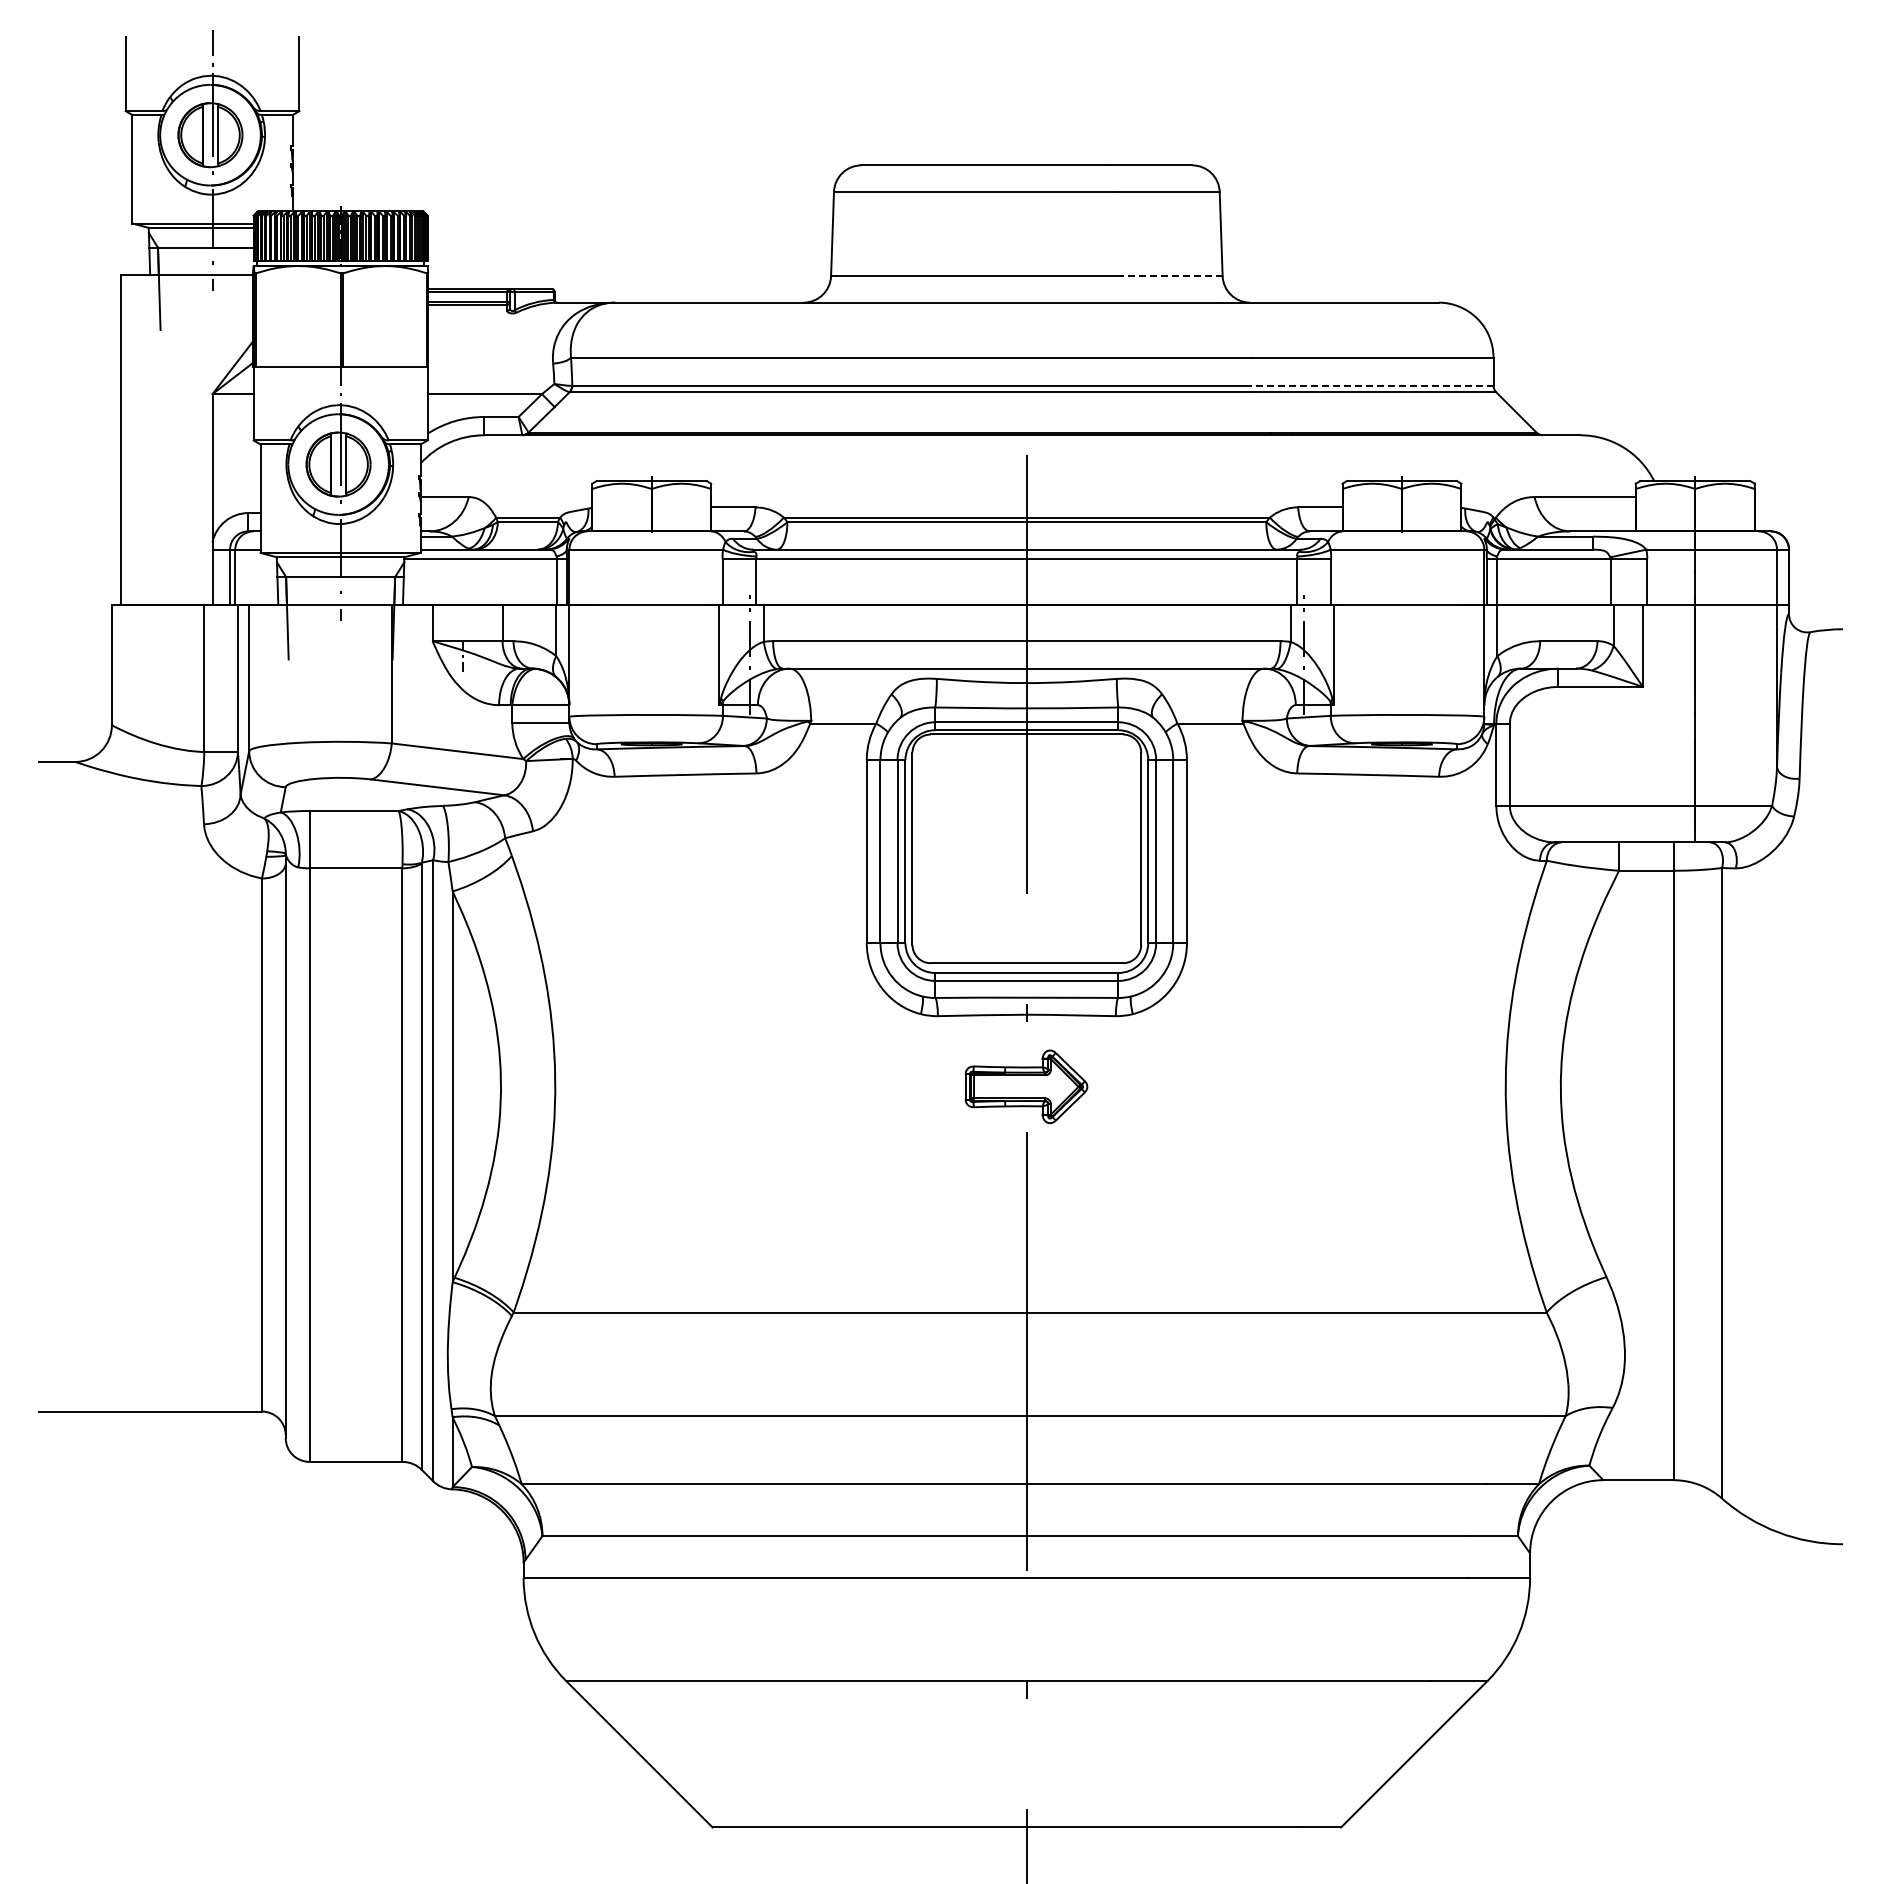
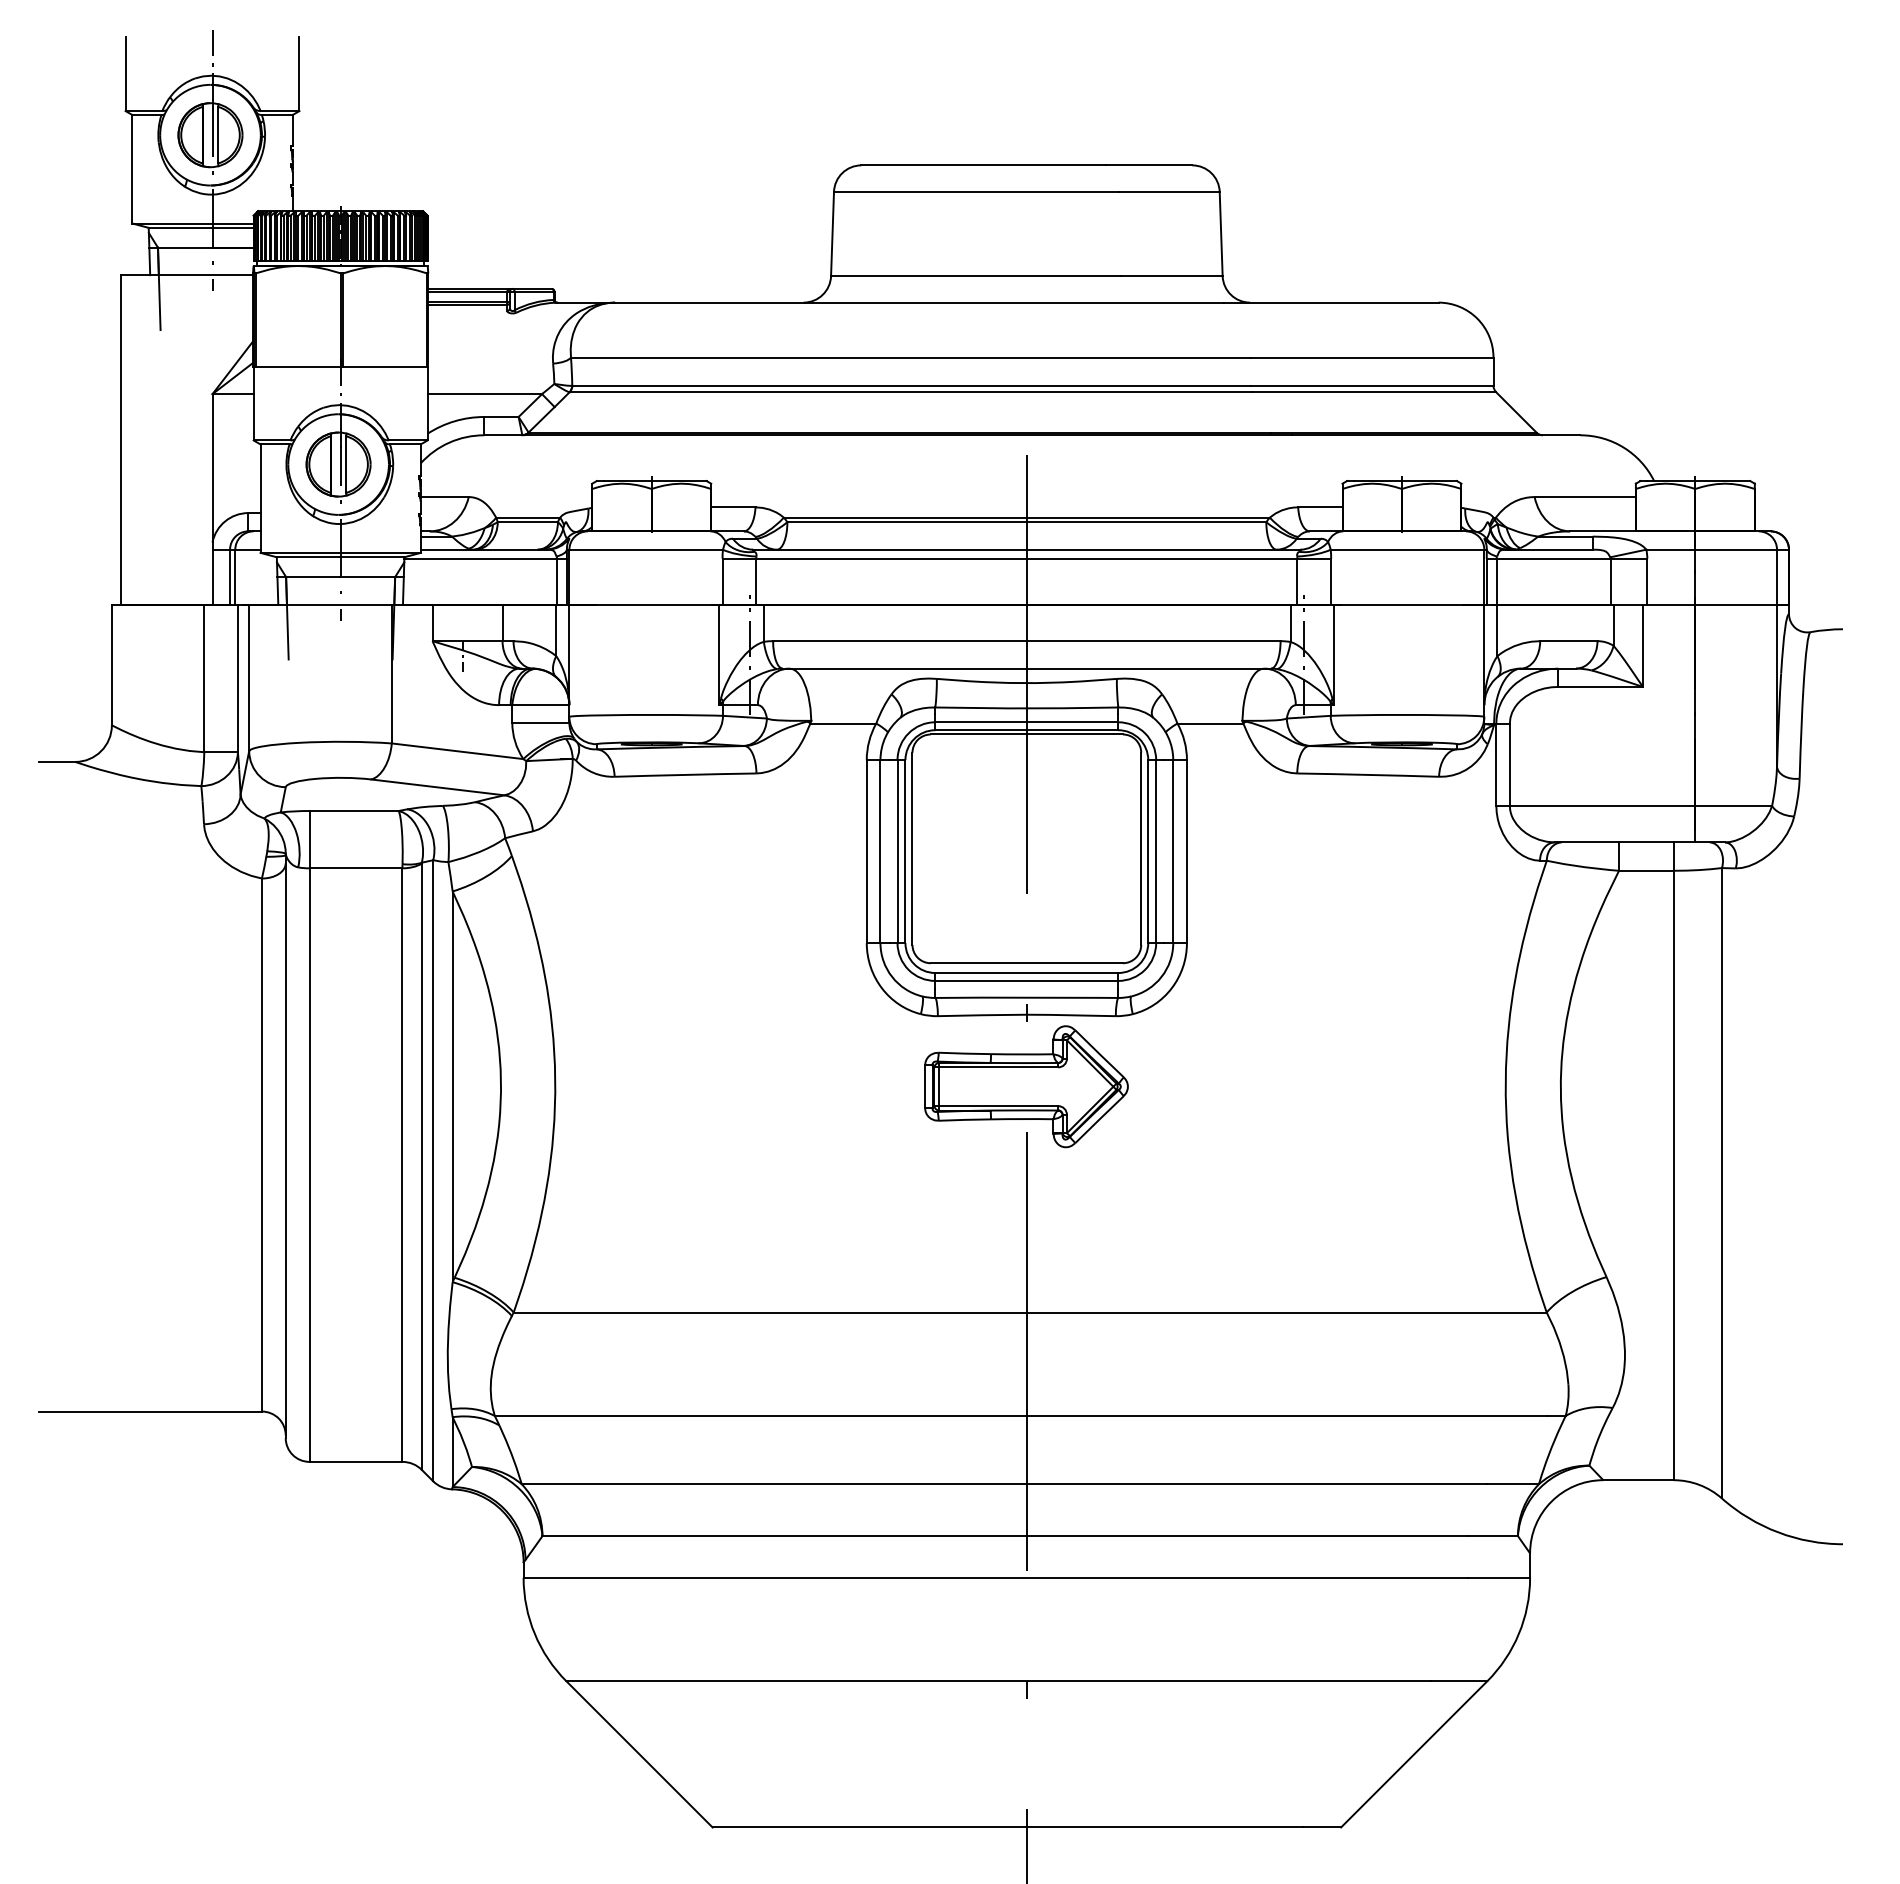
line: dashed -> solid (1171, 276)
line: dashed -> solid (1371, 385)
part size: 125x75 px -> 205x124 px (1026, 1086)
